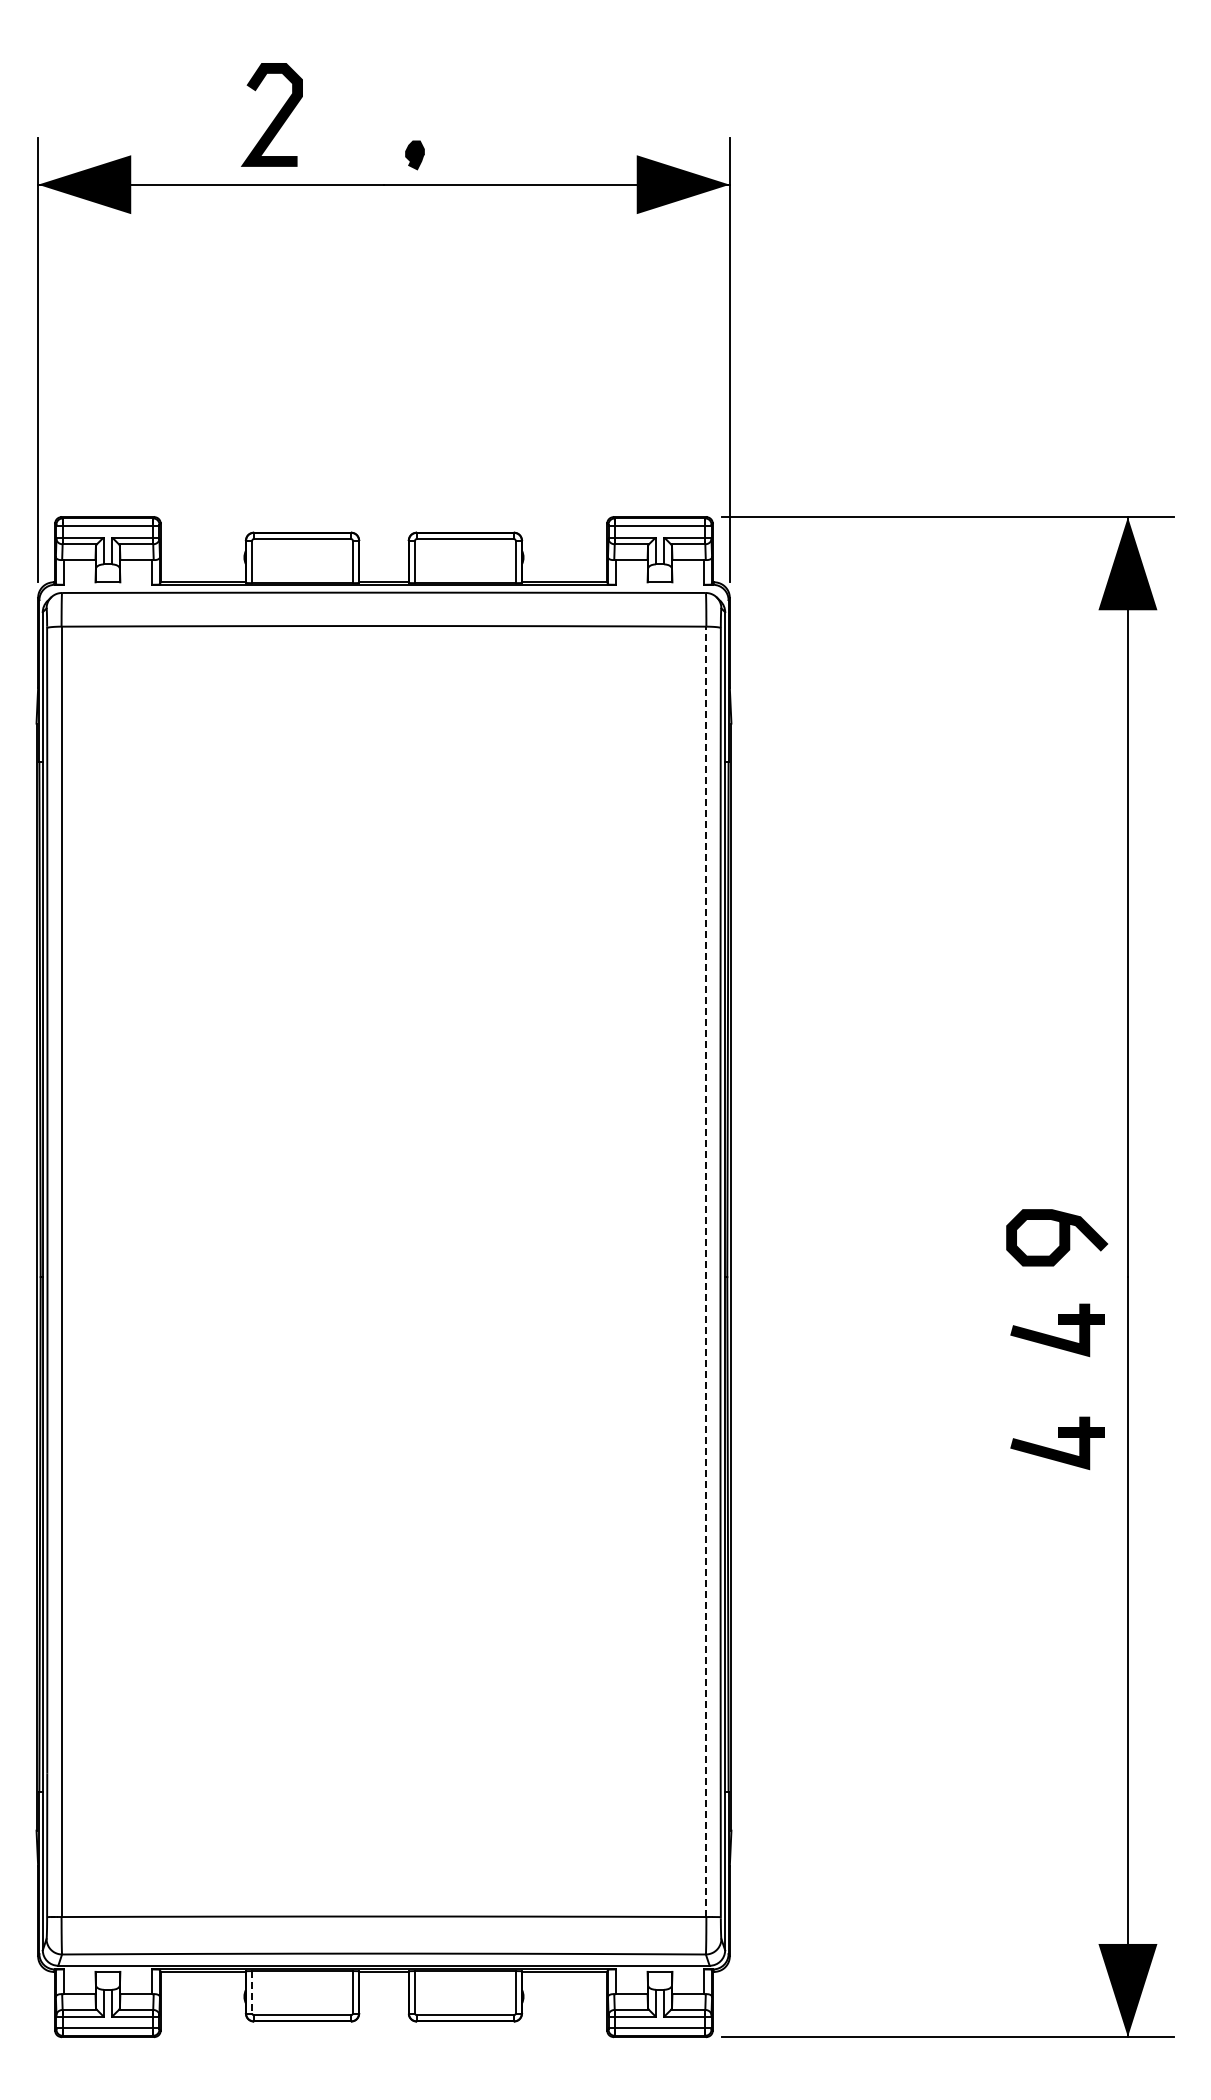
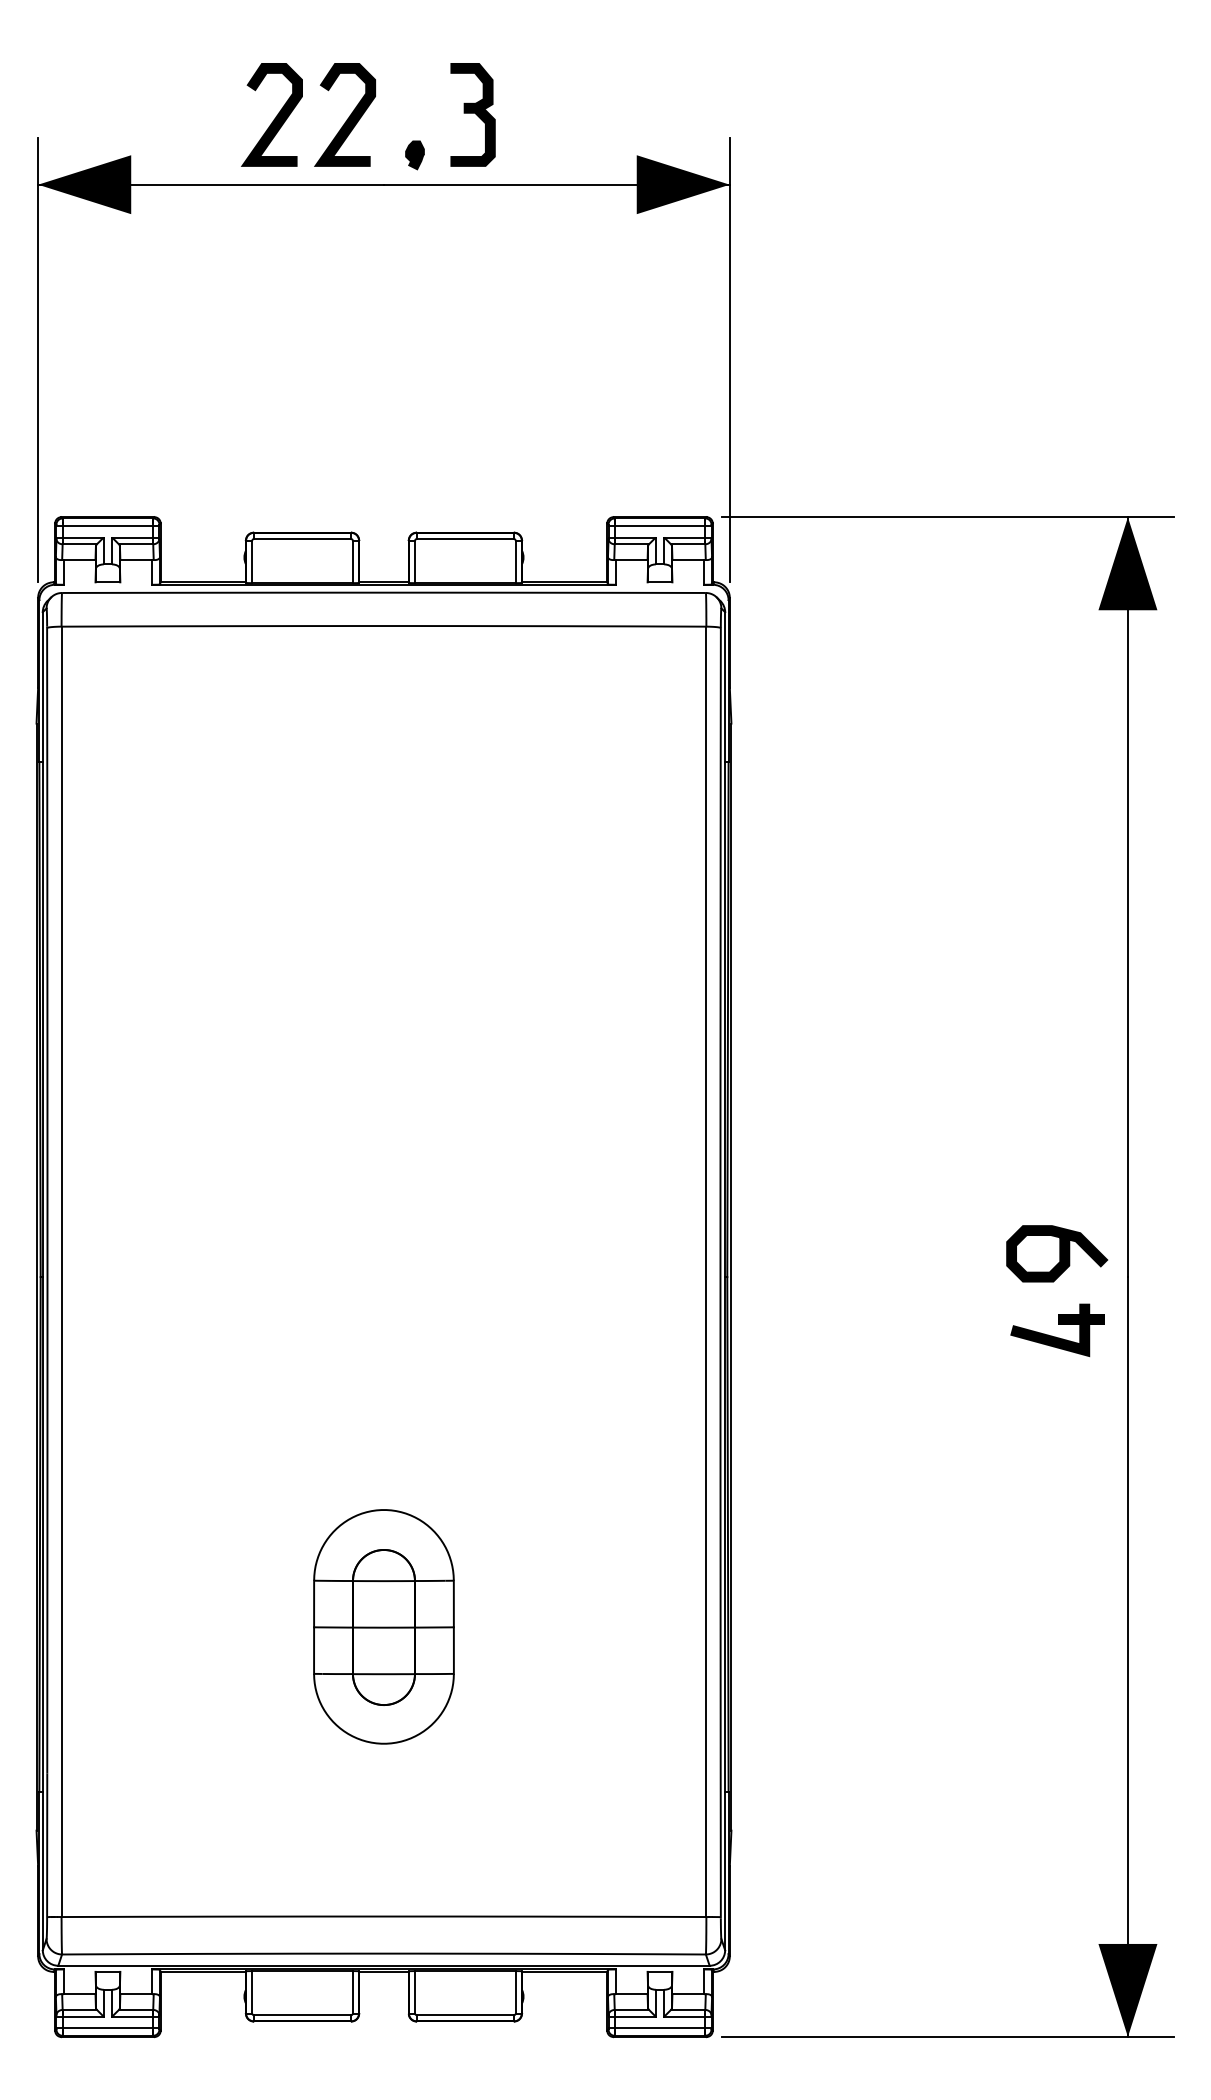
part: none -> present (472, 114)
curve: none -> present (348, 117)
curve position: (1059, 1237) -> (1059, 1253) (1059, 1253)
line: dashed -> solid (706, 1271)
part: present -> none (1058, 1437)
part: none -> present (383, 1626)
line: dashed -> solid (252, 1992)
